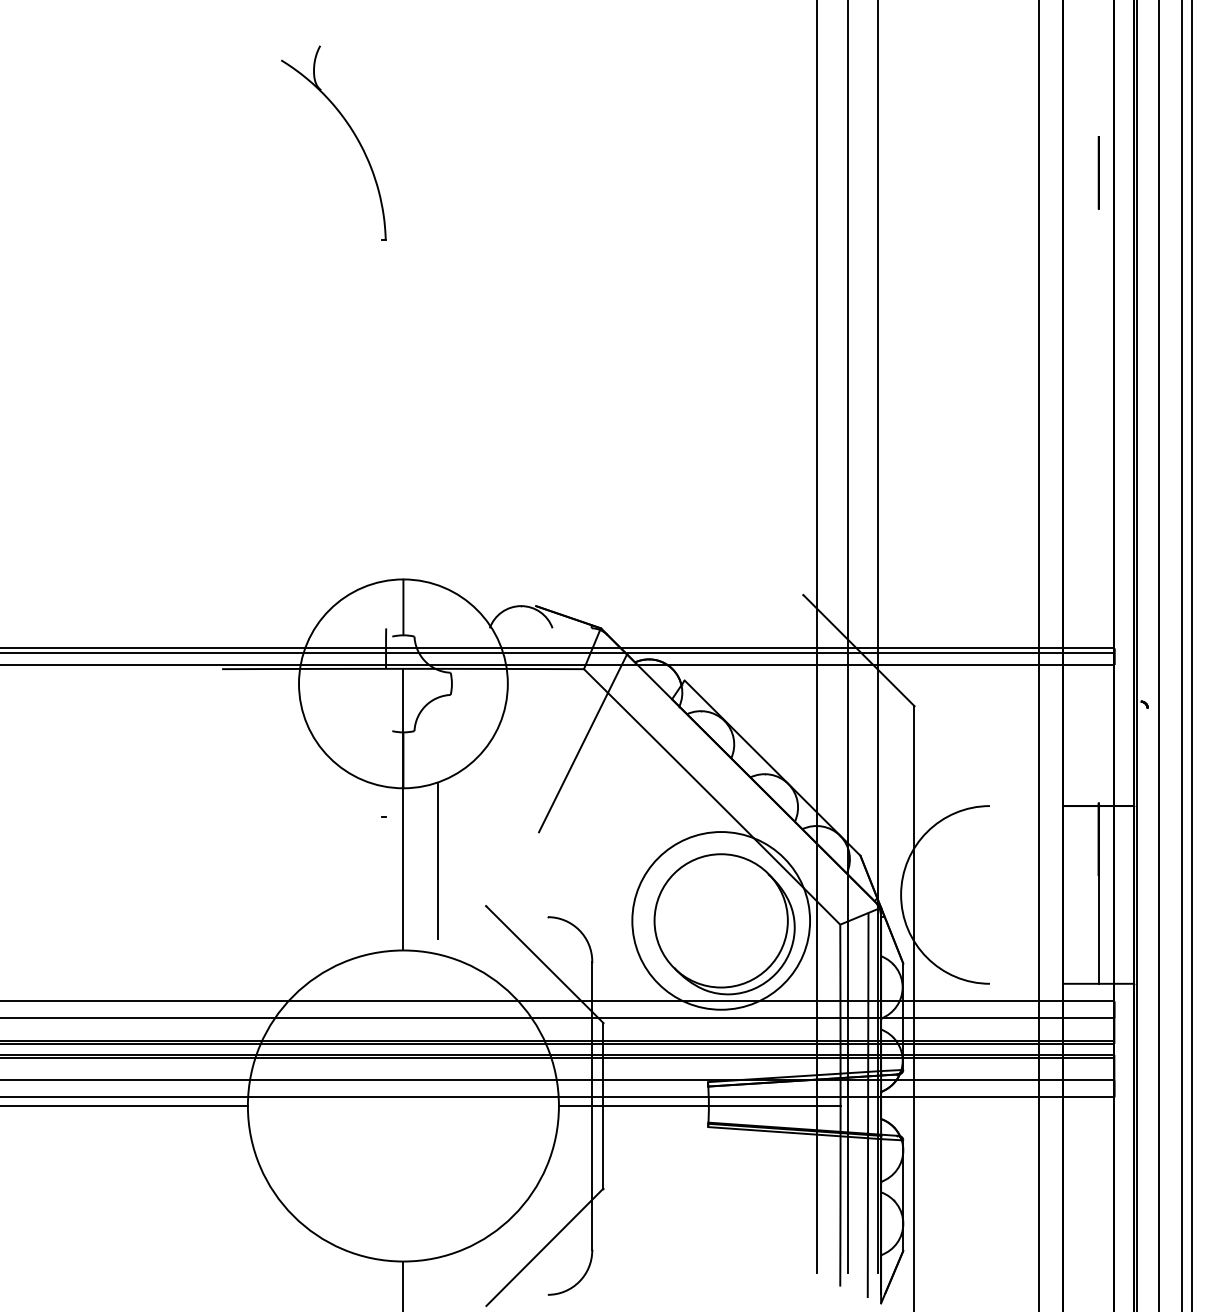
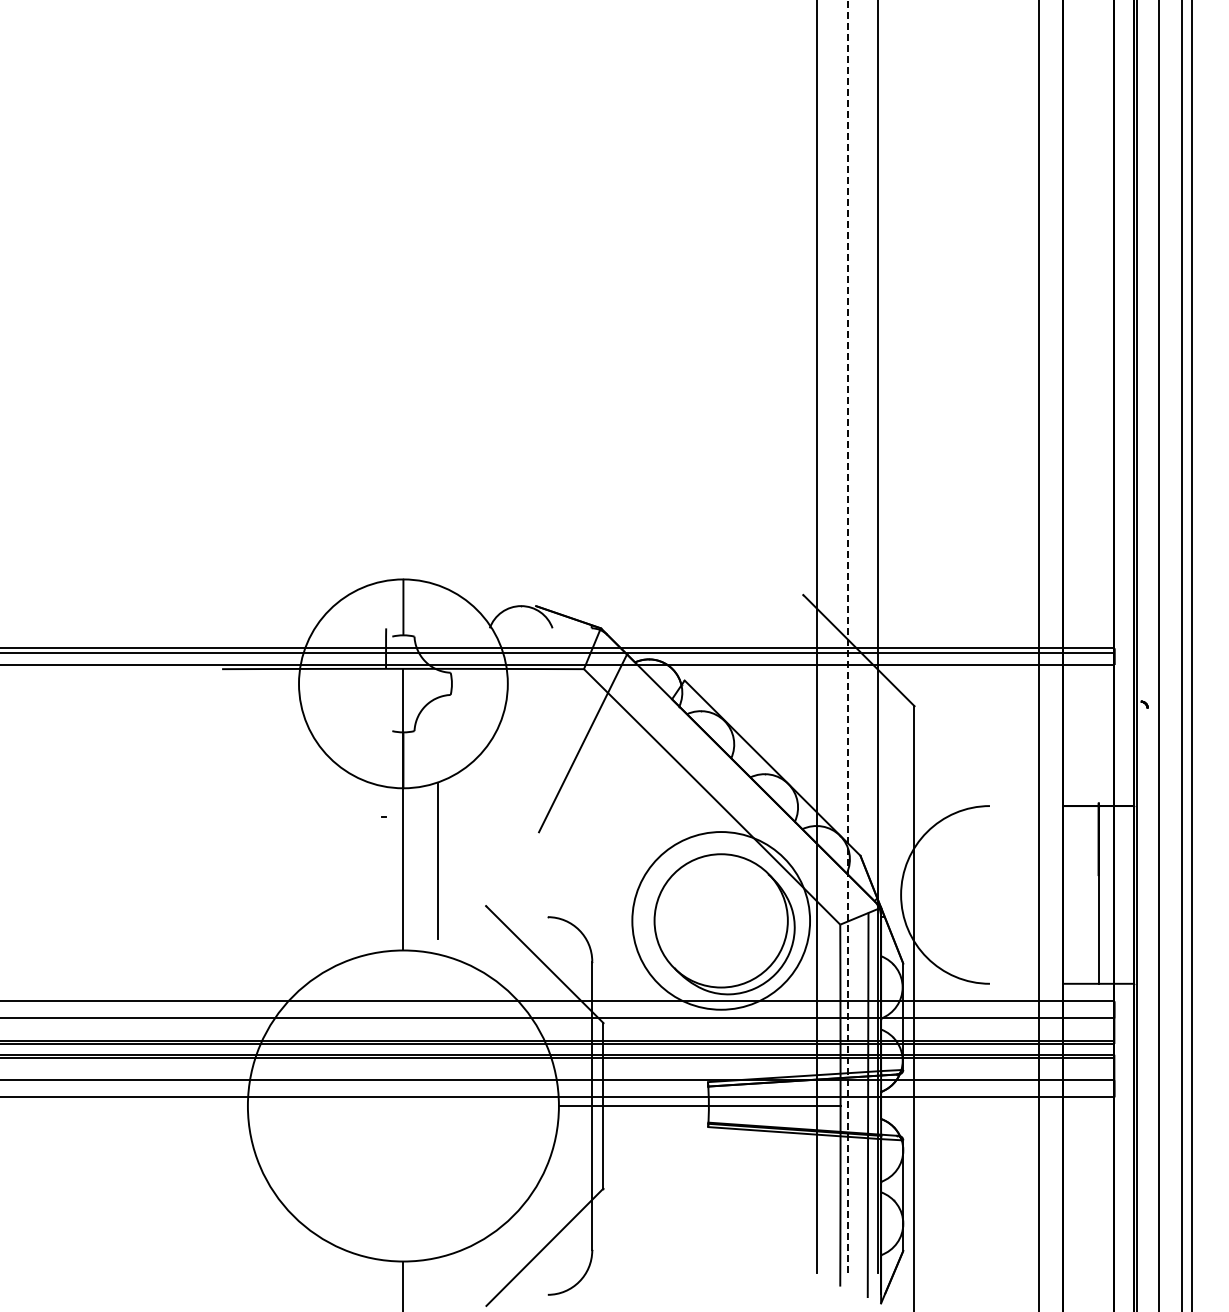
part: present -> none (351, 131)
circle: present -> none (1098, 172)
line: solid -> dashed (847, 636)
line: present -> none (124, 1106)
